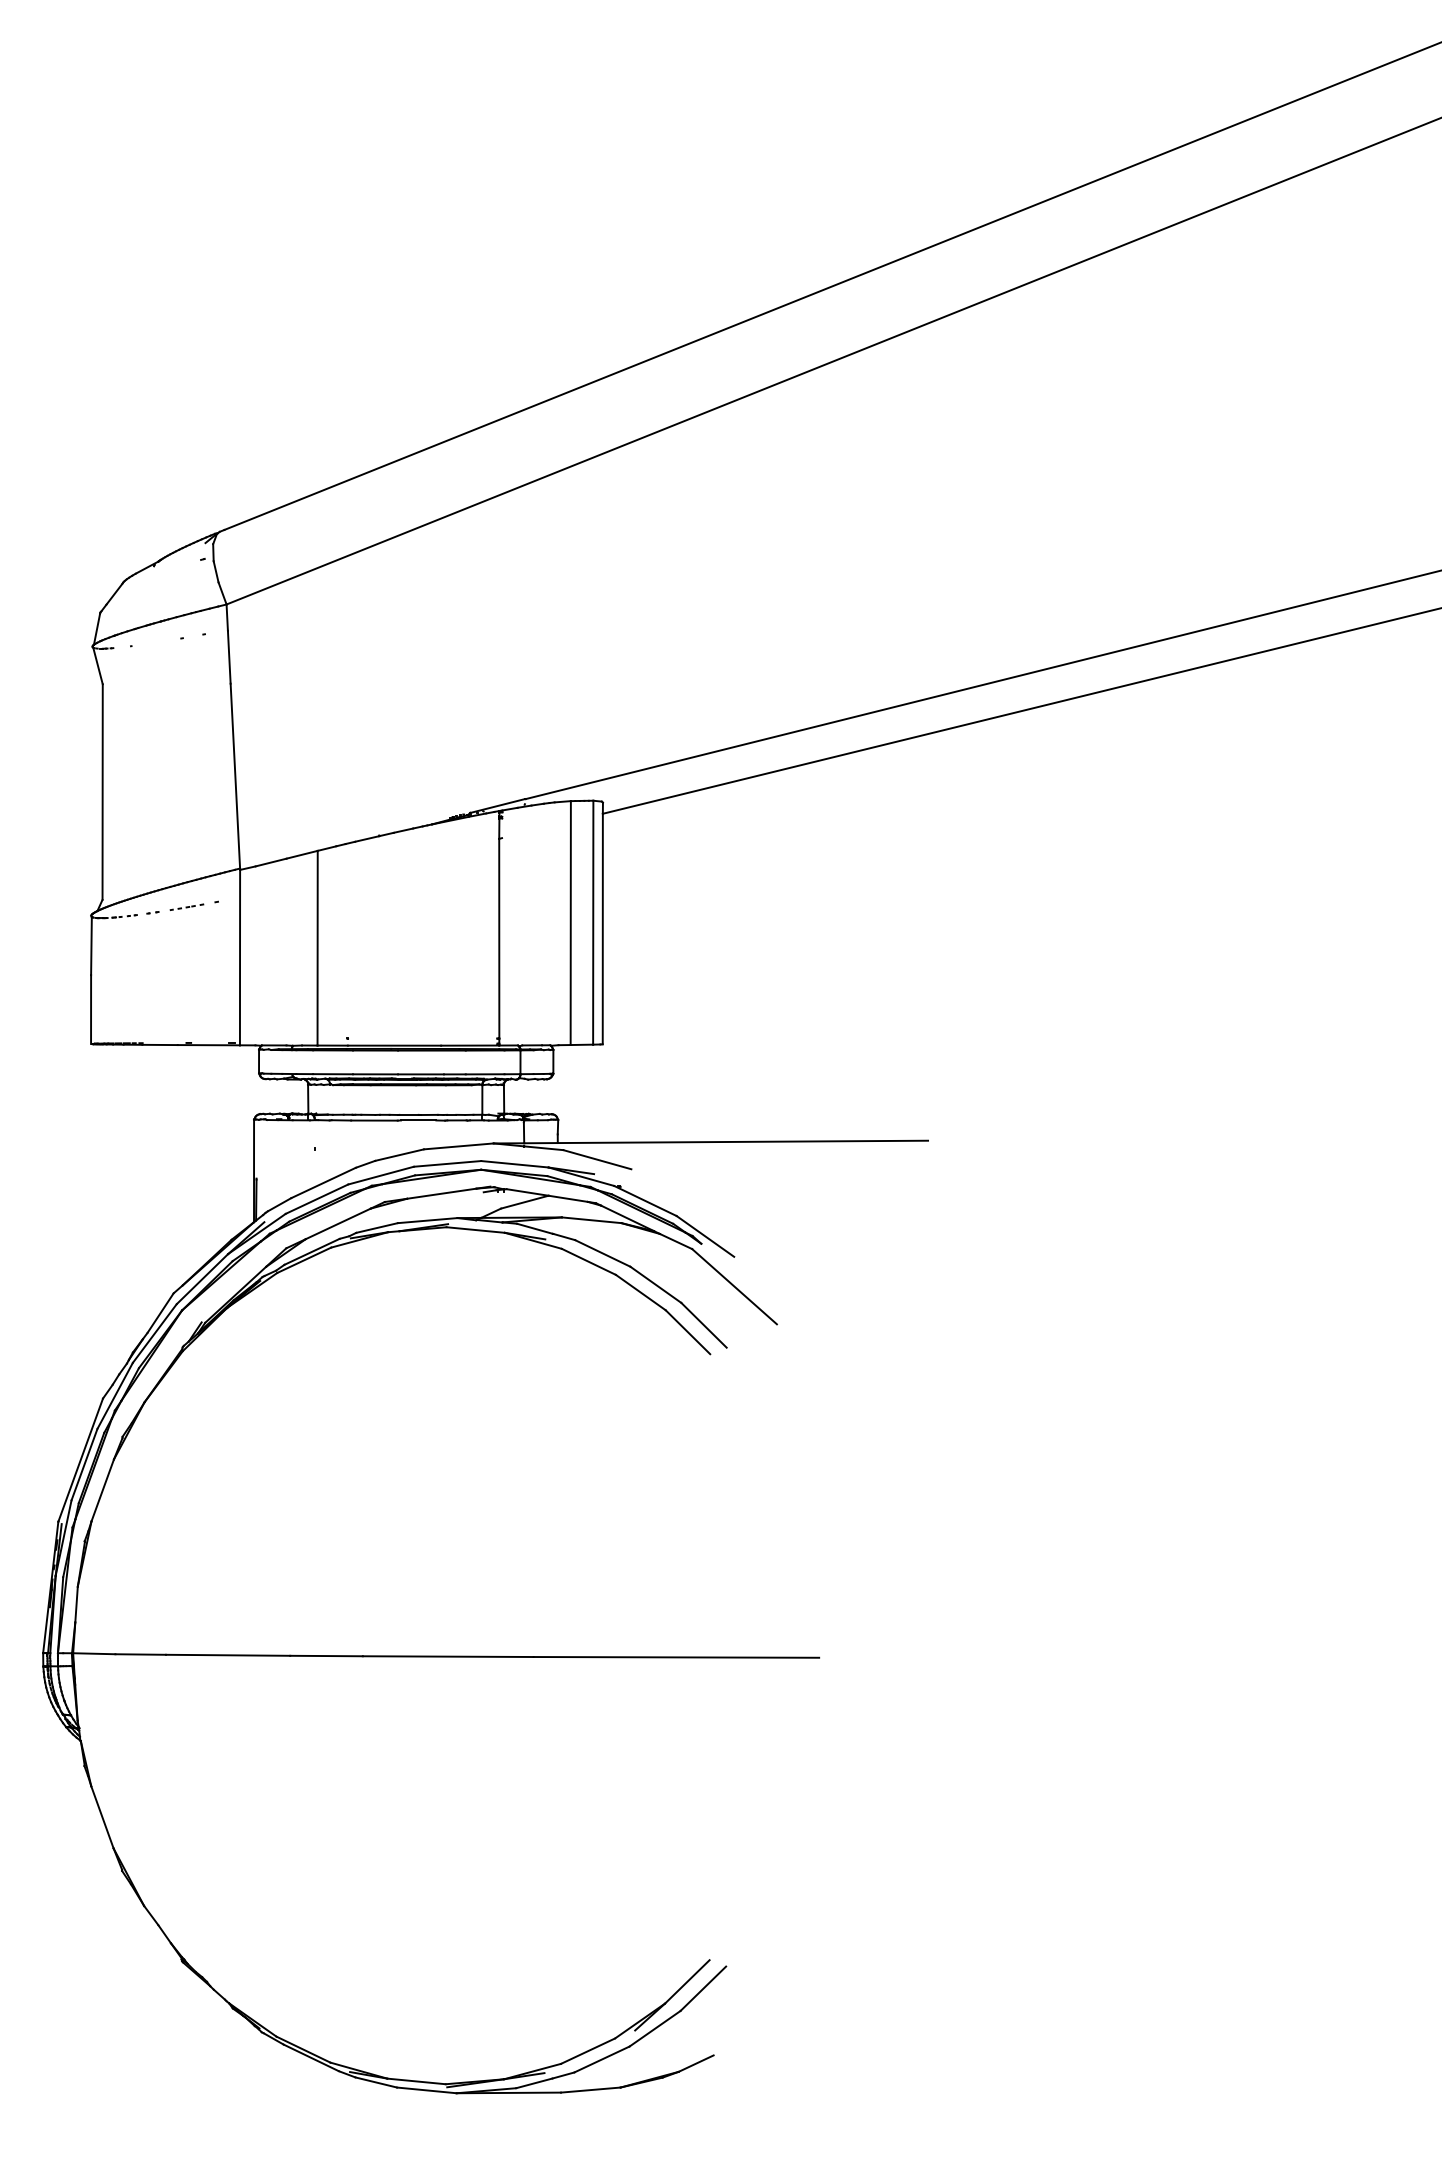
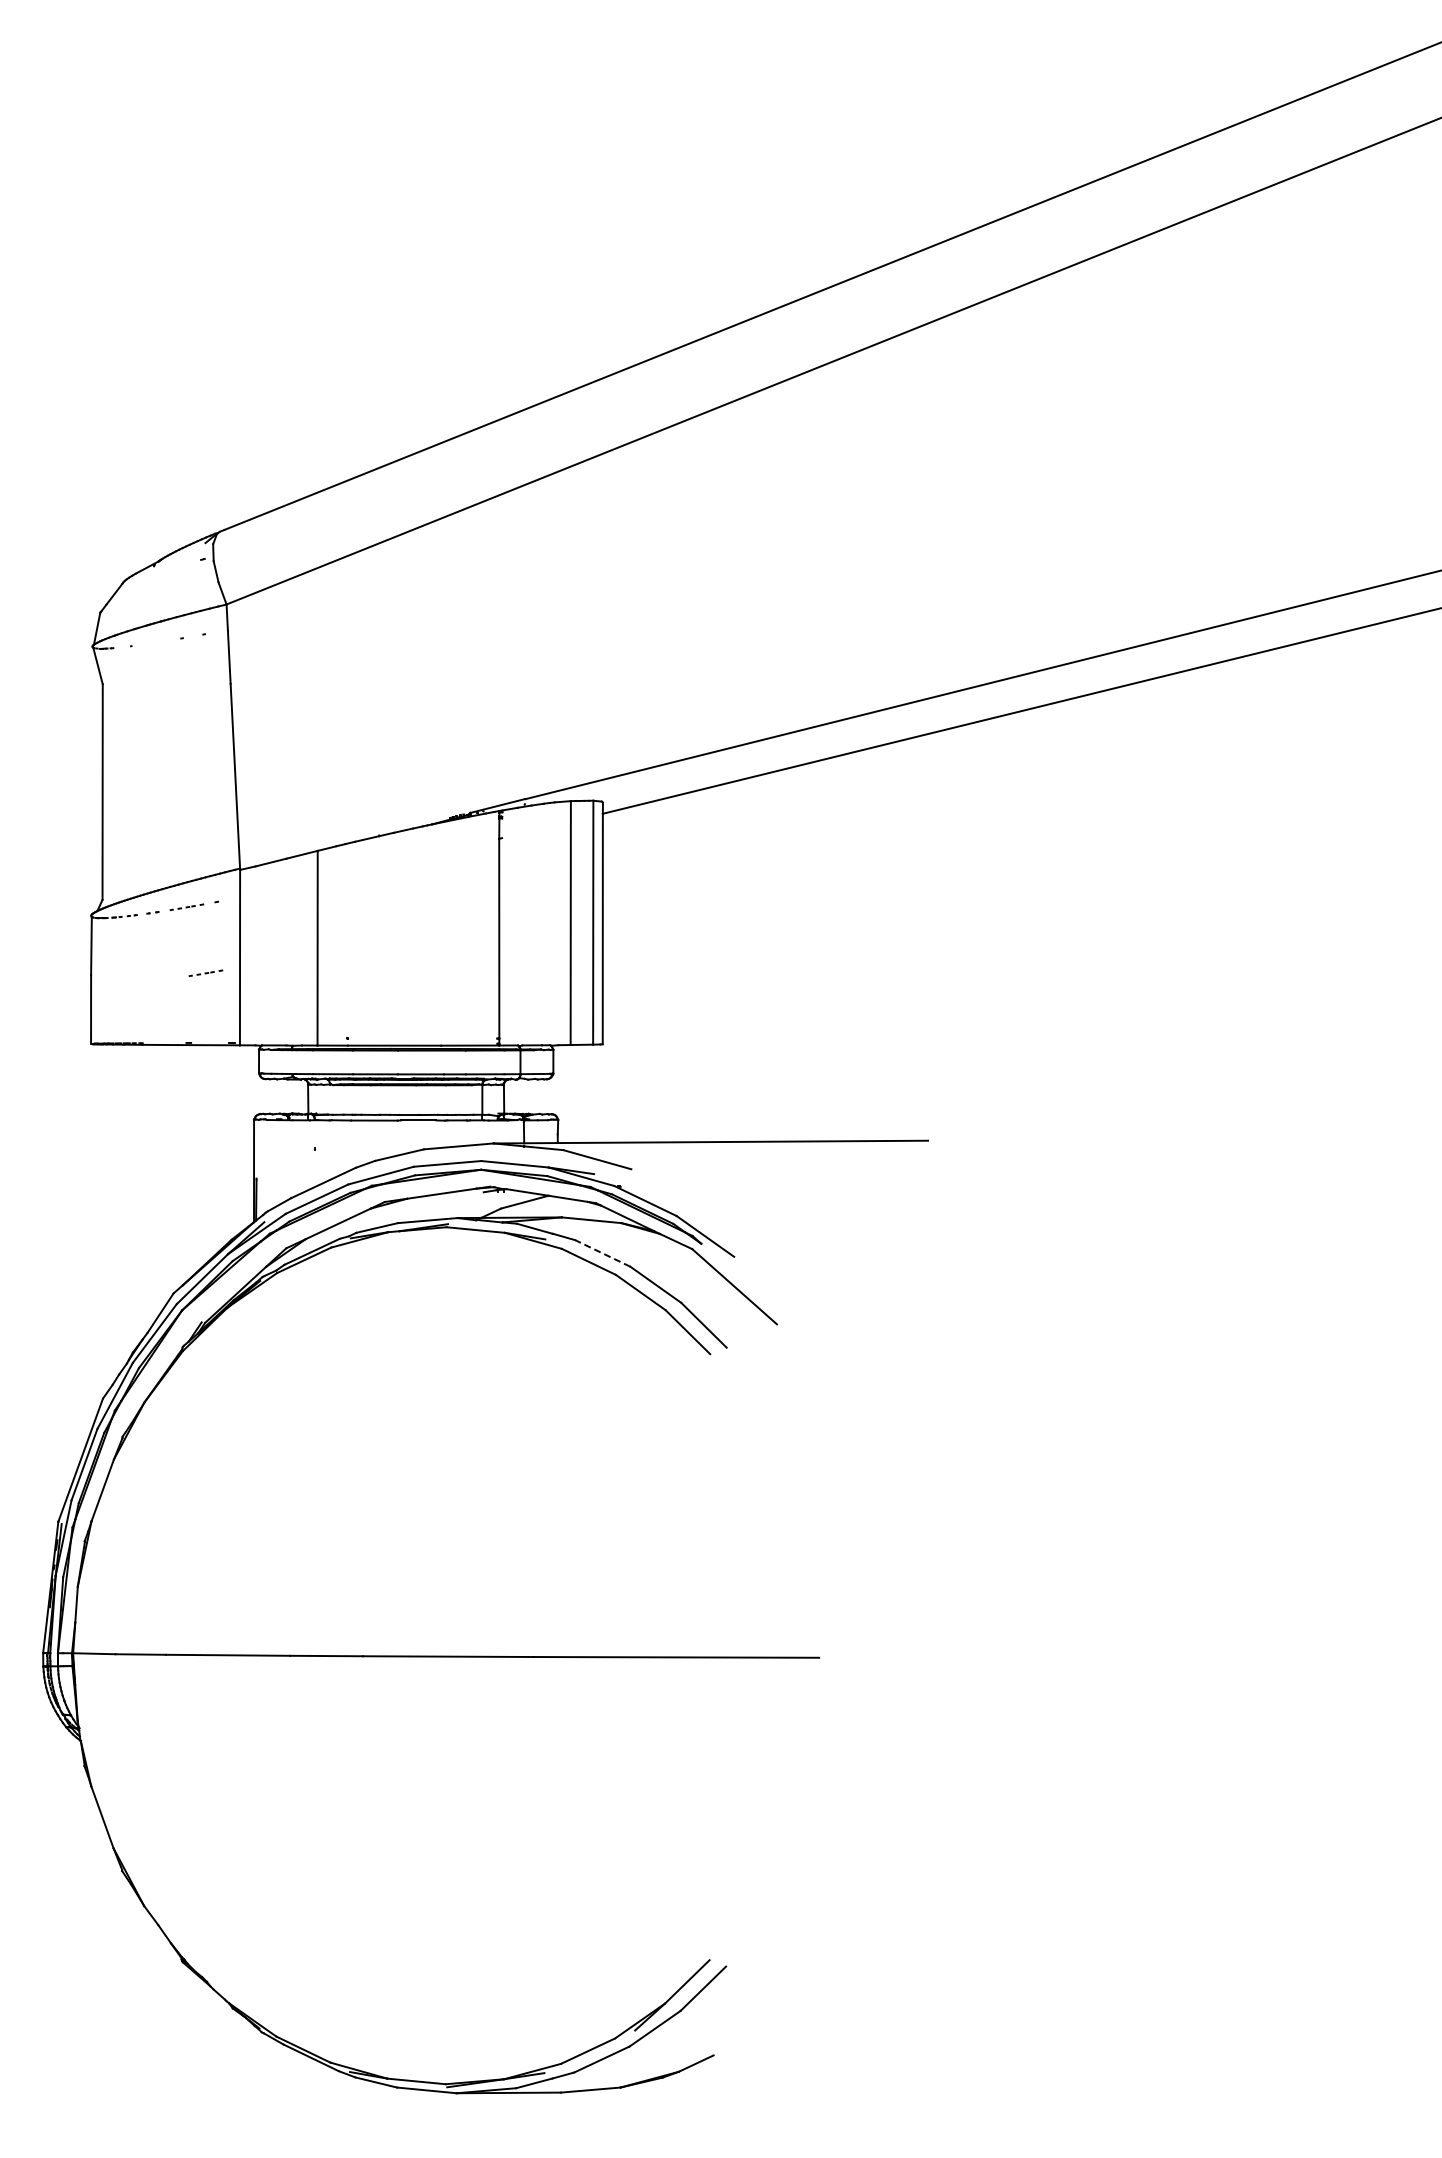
part: none -> present (205, 972)
line: solid -> dashed (602, 1253)
